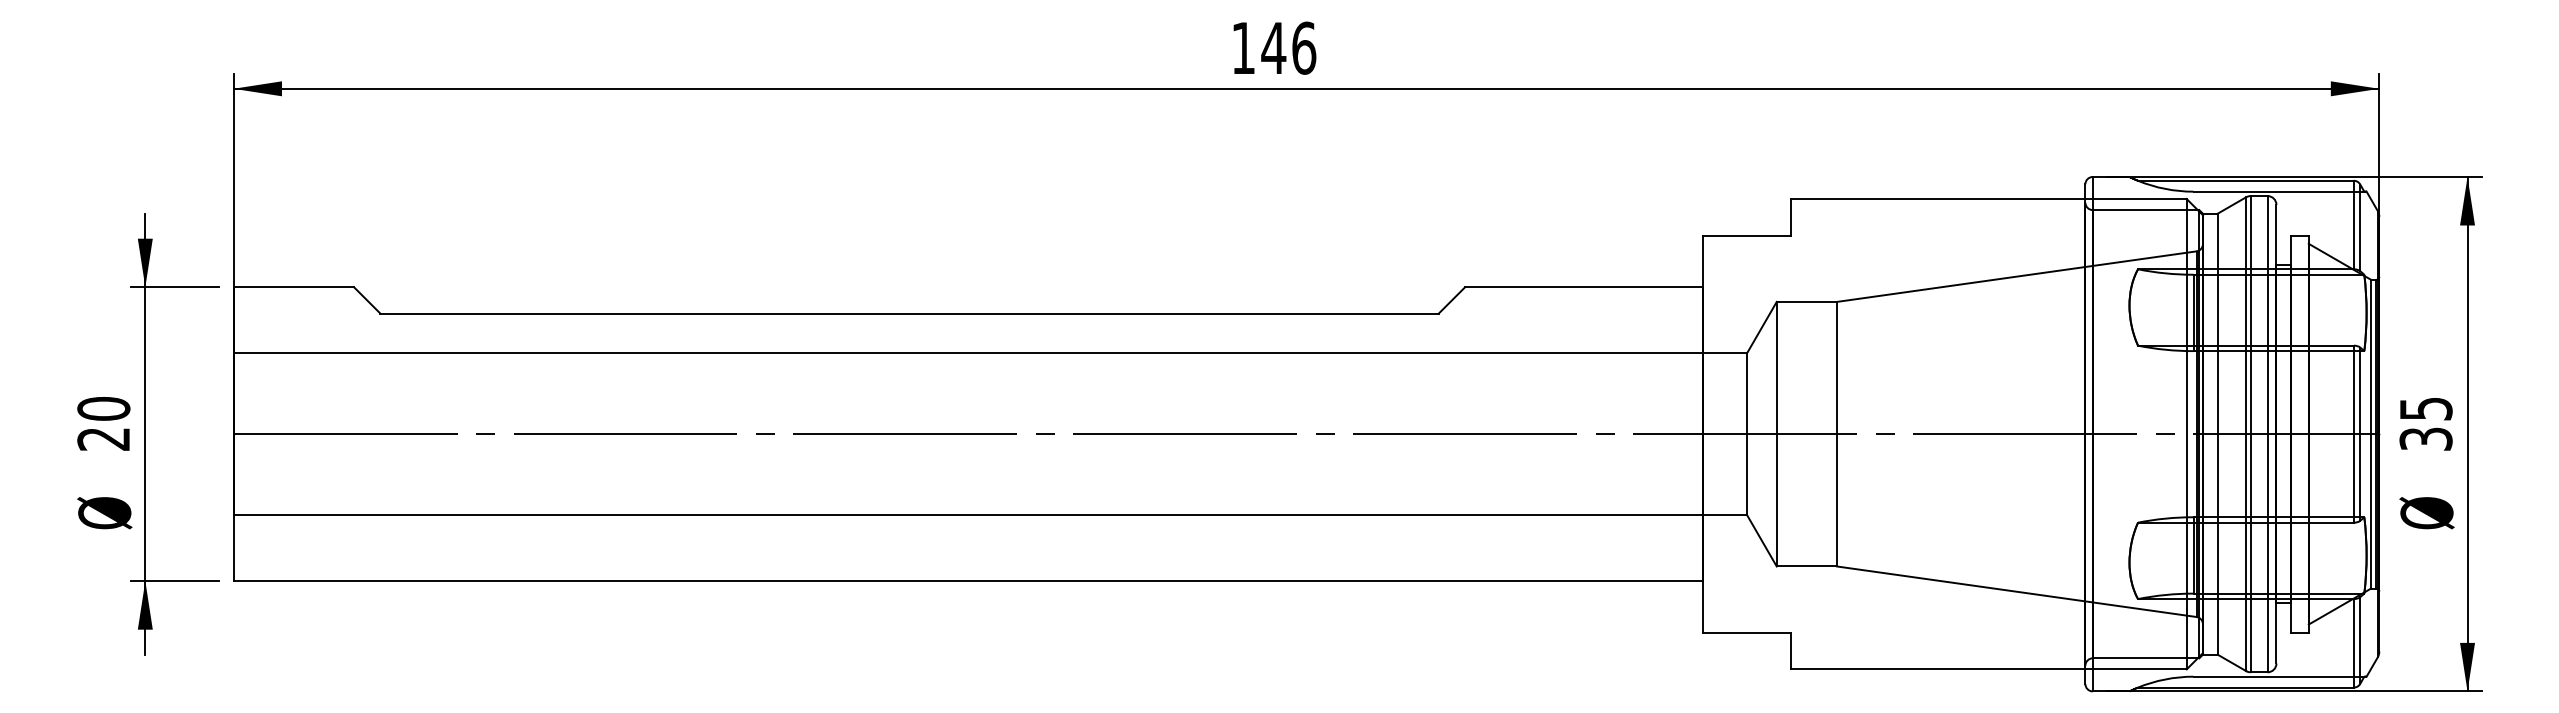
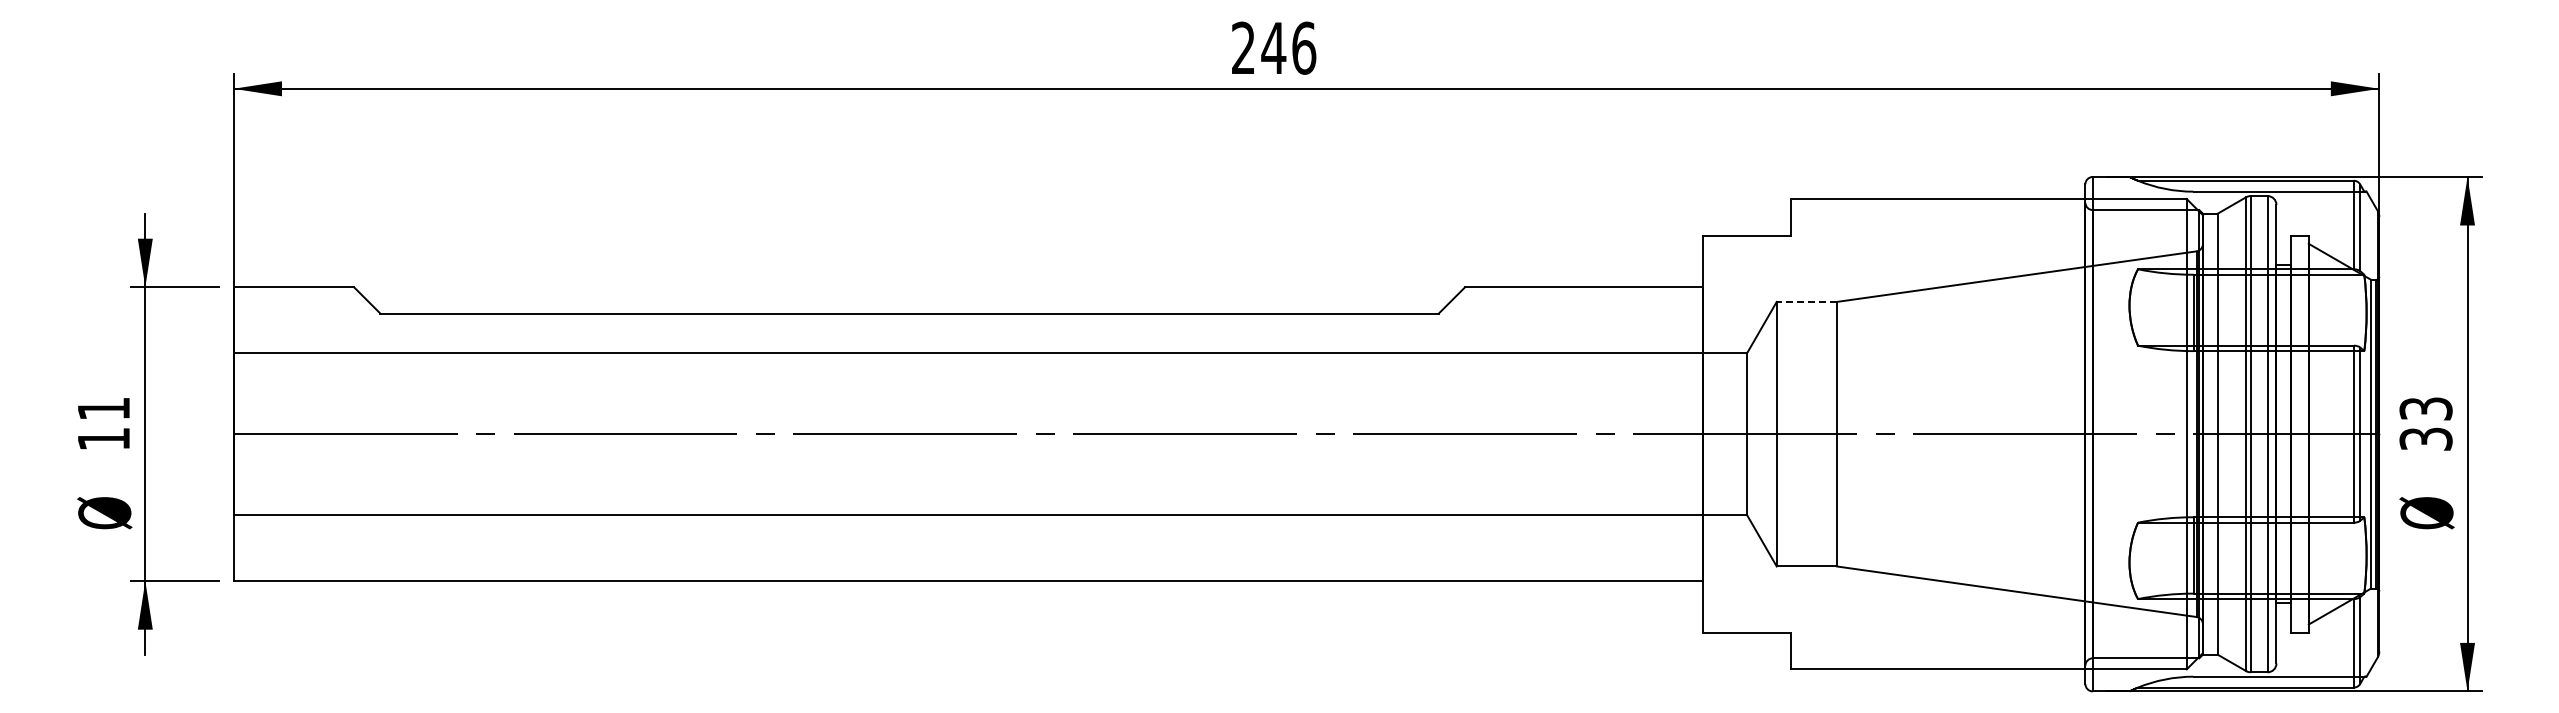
text: 146 -> 246 (1243, 47)
line: solid -> dashed (1806, 301)
text: 35 -> 33 (2425, 408)
text: 20 -> 11 (103, 423)
